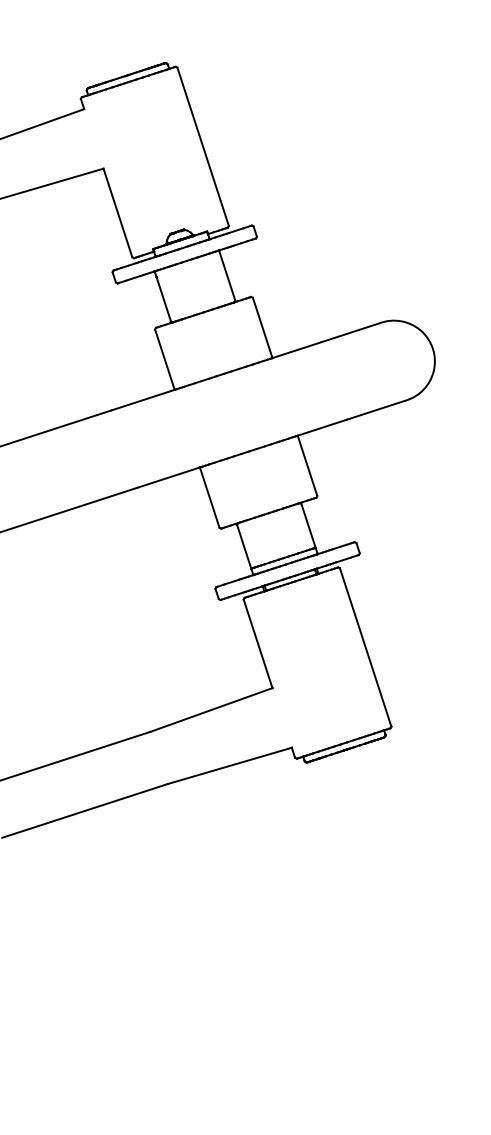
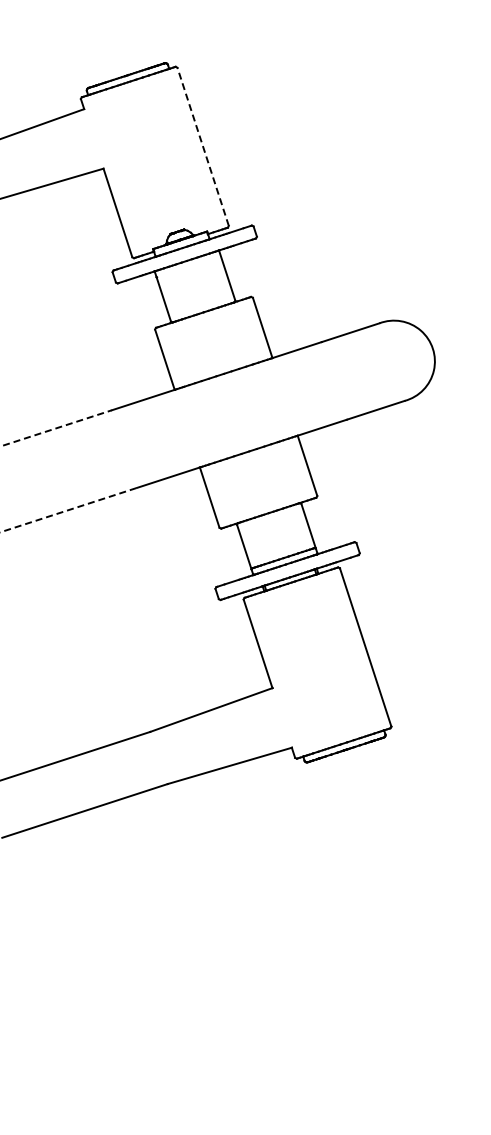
line: solid -> dashed (202, 146)
line: solid -> dashed (56, 428)
line: solid -> dashed (68, 510)
